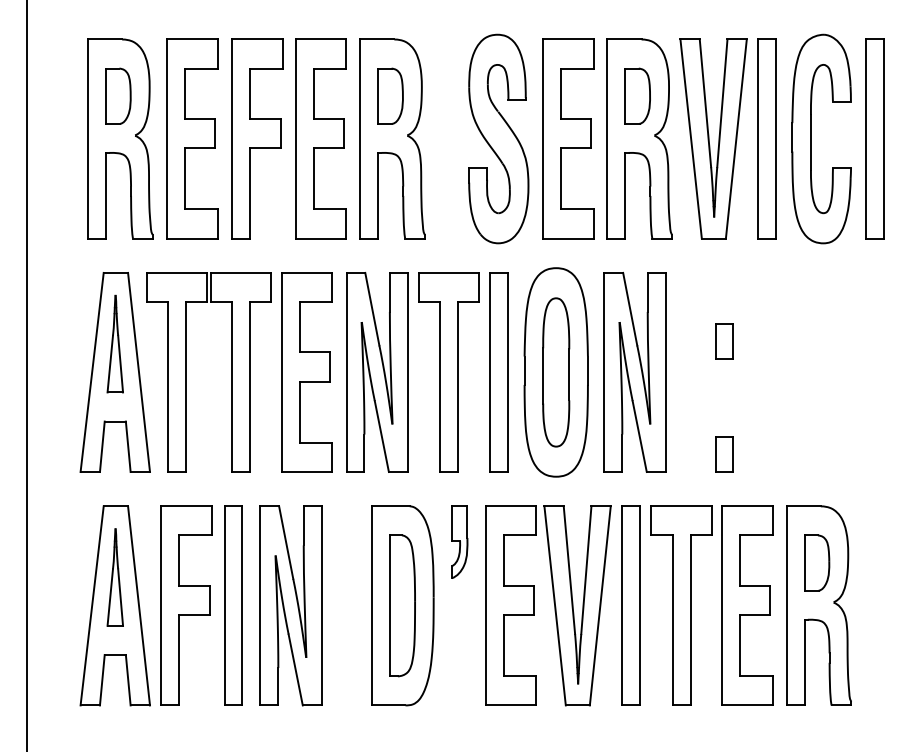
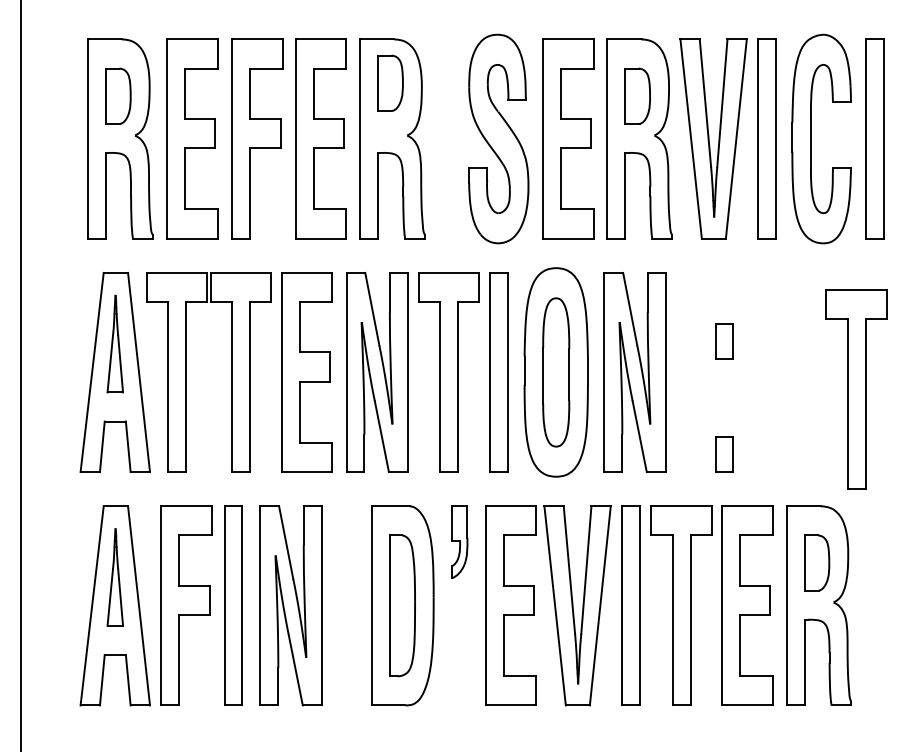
part position: (390, 95) -> (390, 82) (390, 82)
line position: (27, 375) -> (21, 375) (21, 375)
part: none -> present (856, 389)
